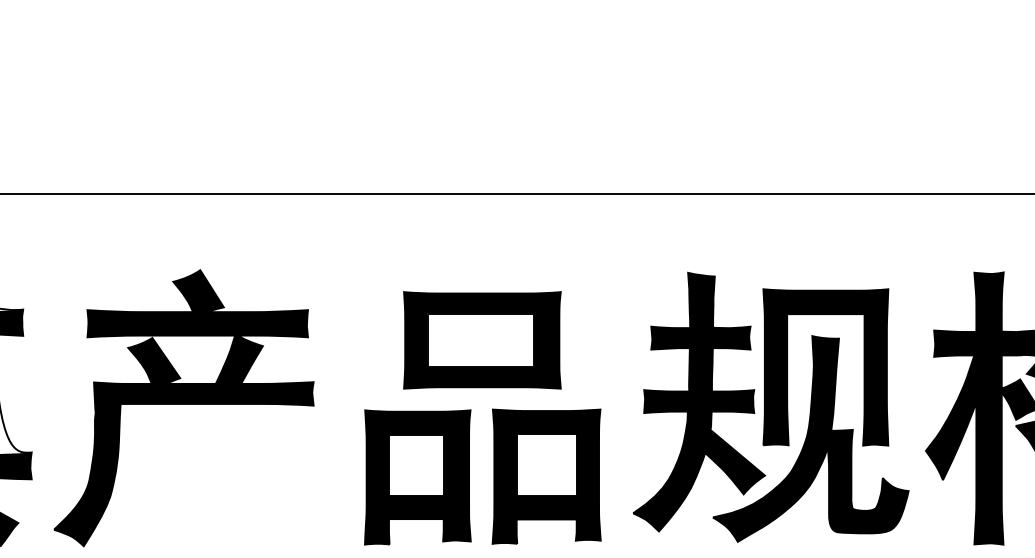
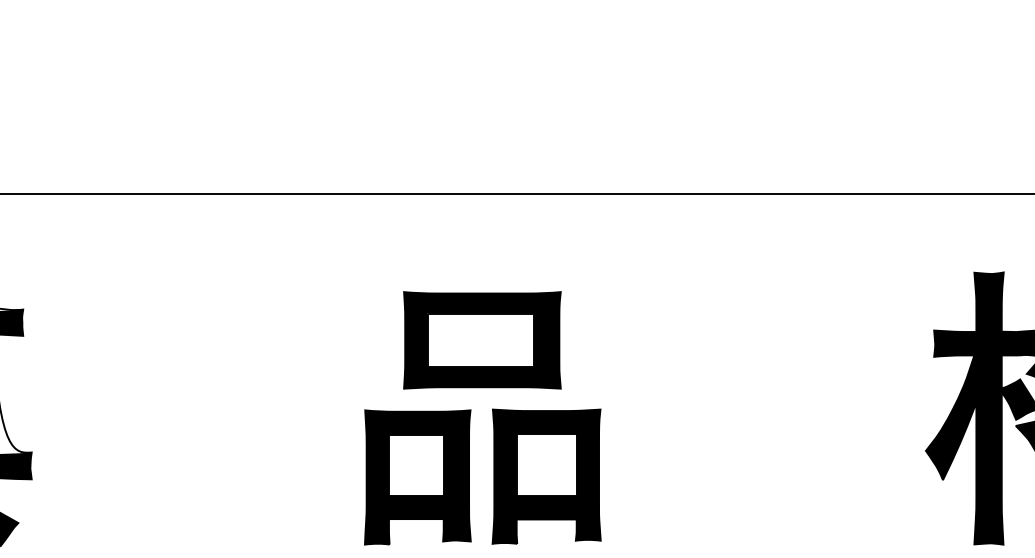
part: present -> none (770, 406)
part: present -> none (183, 408)
